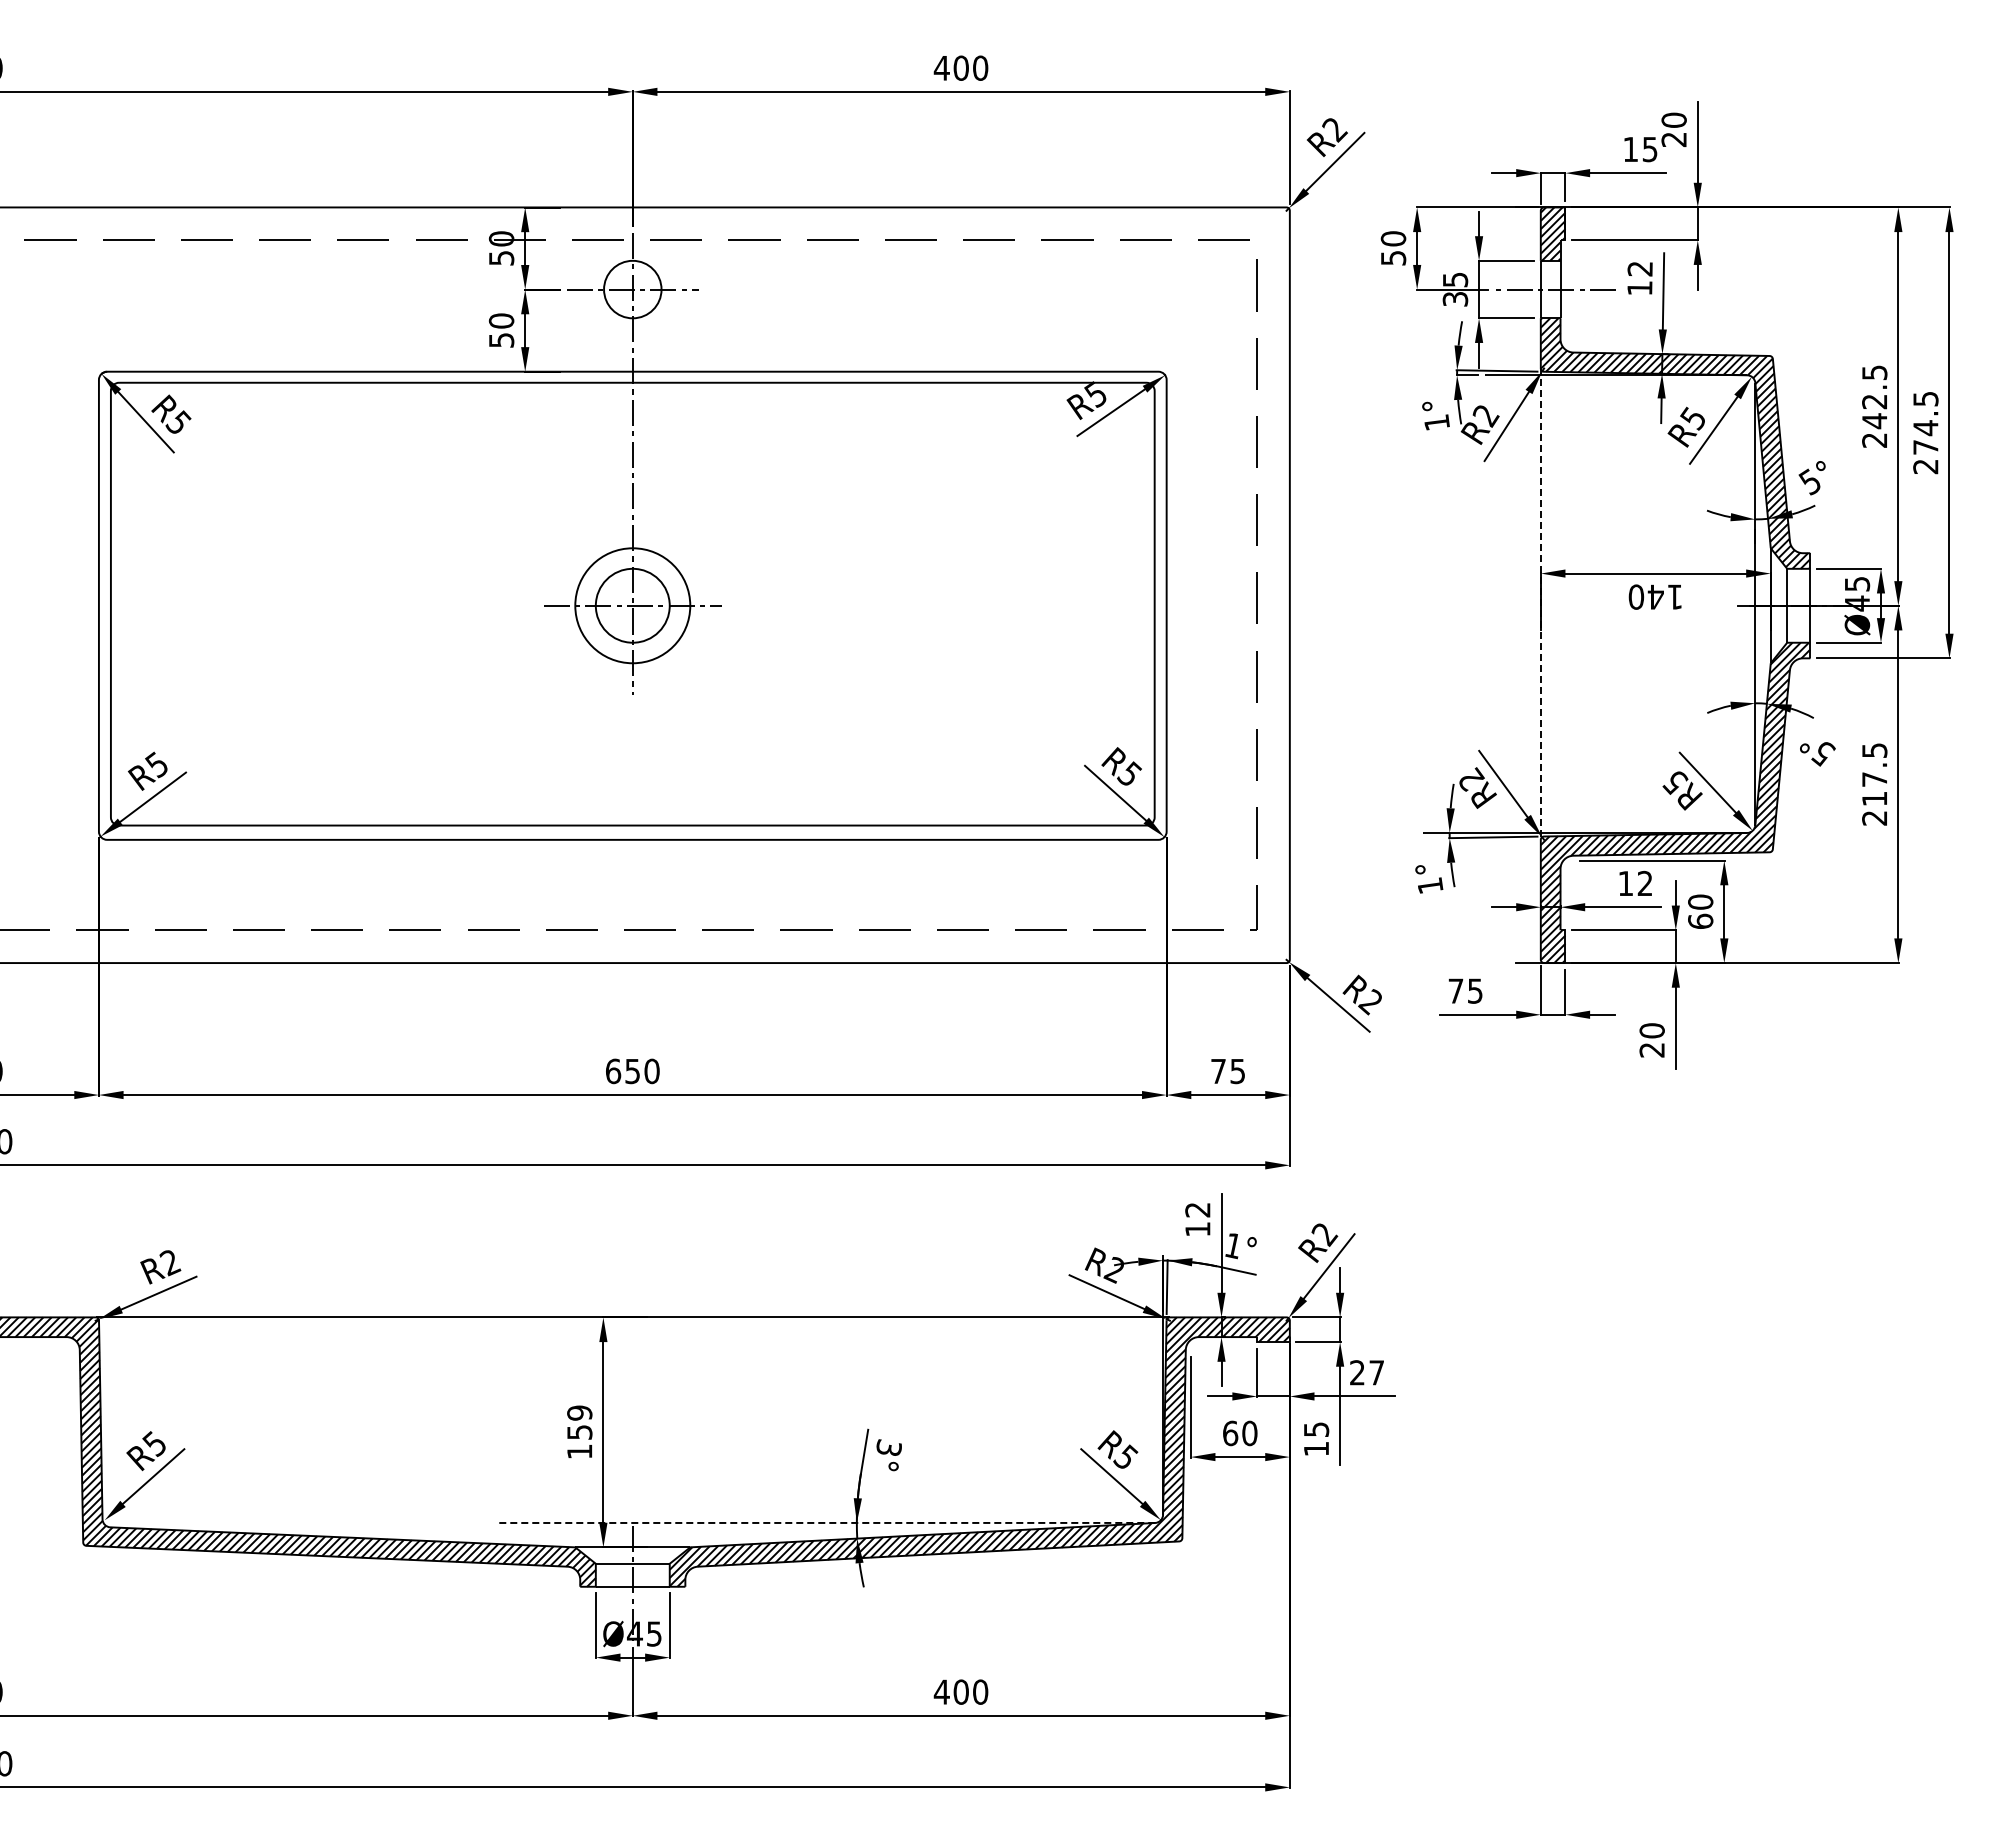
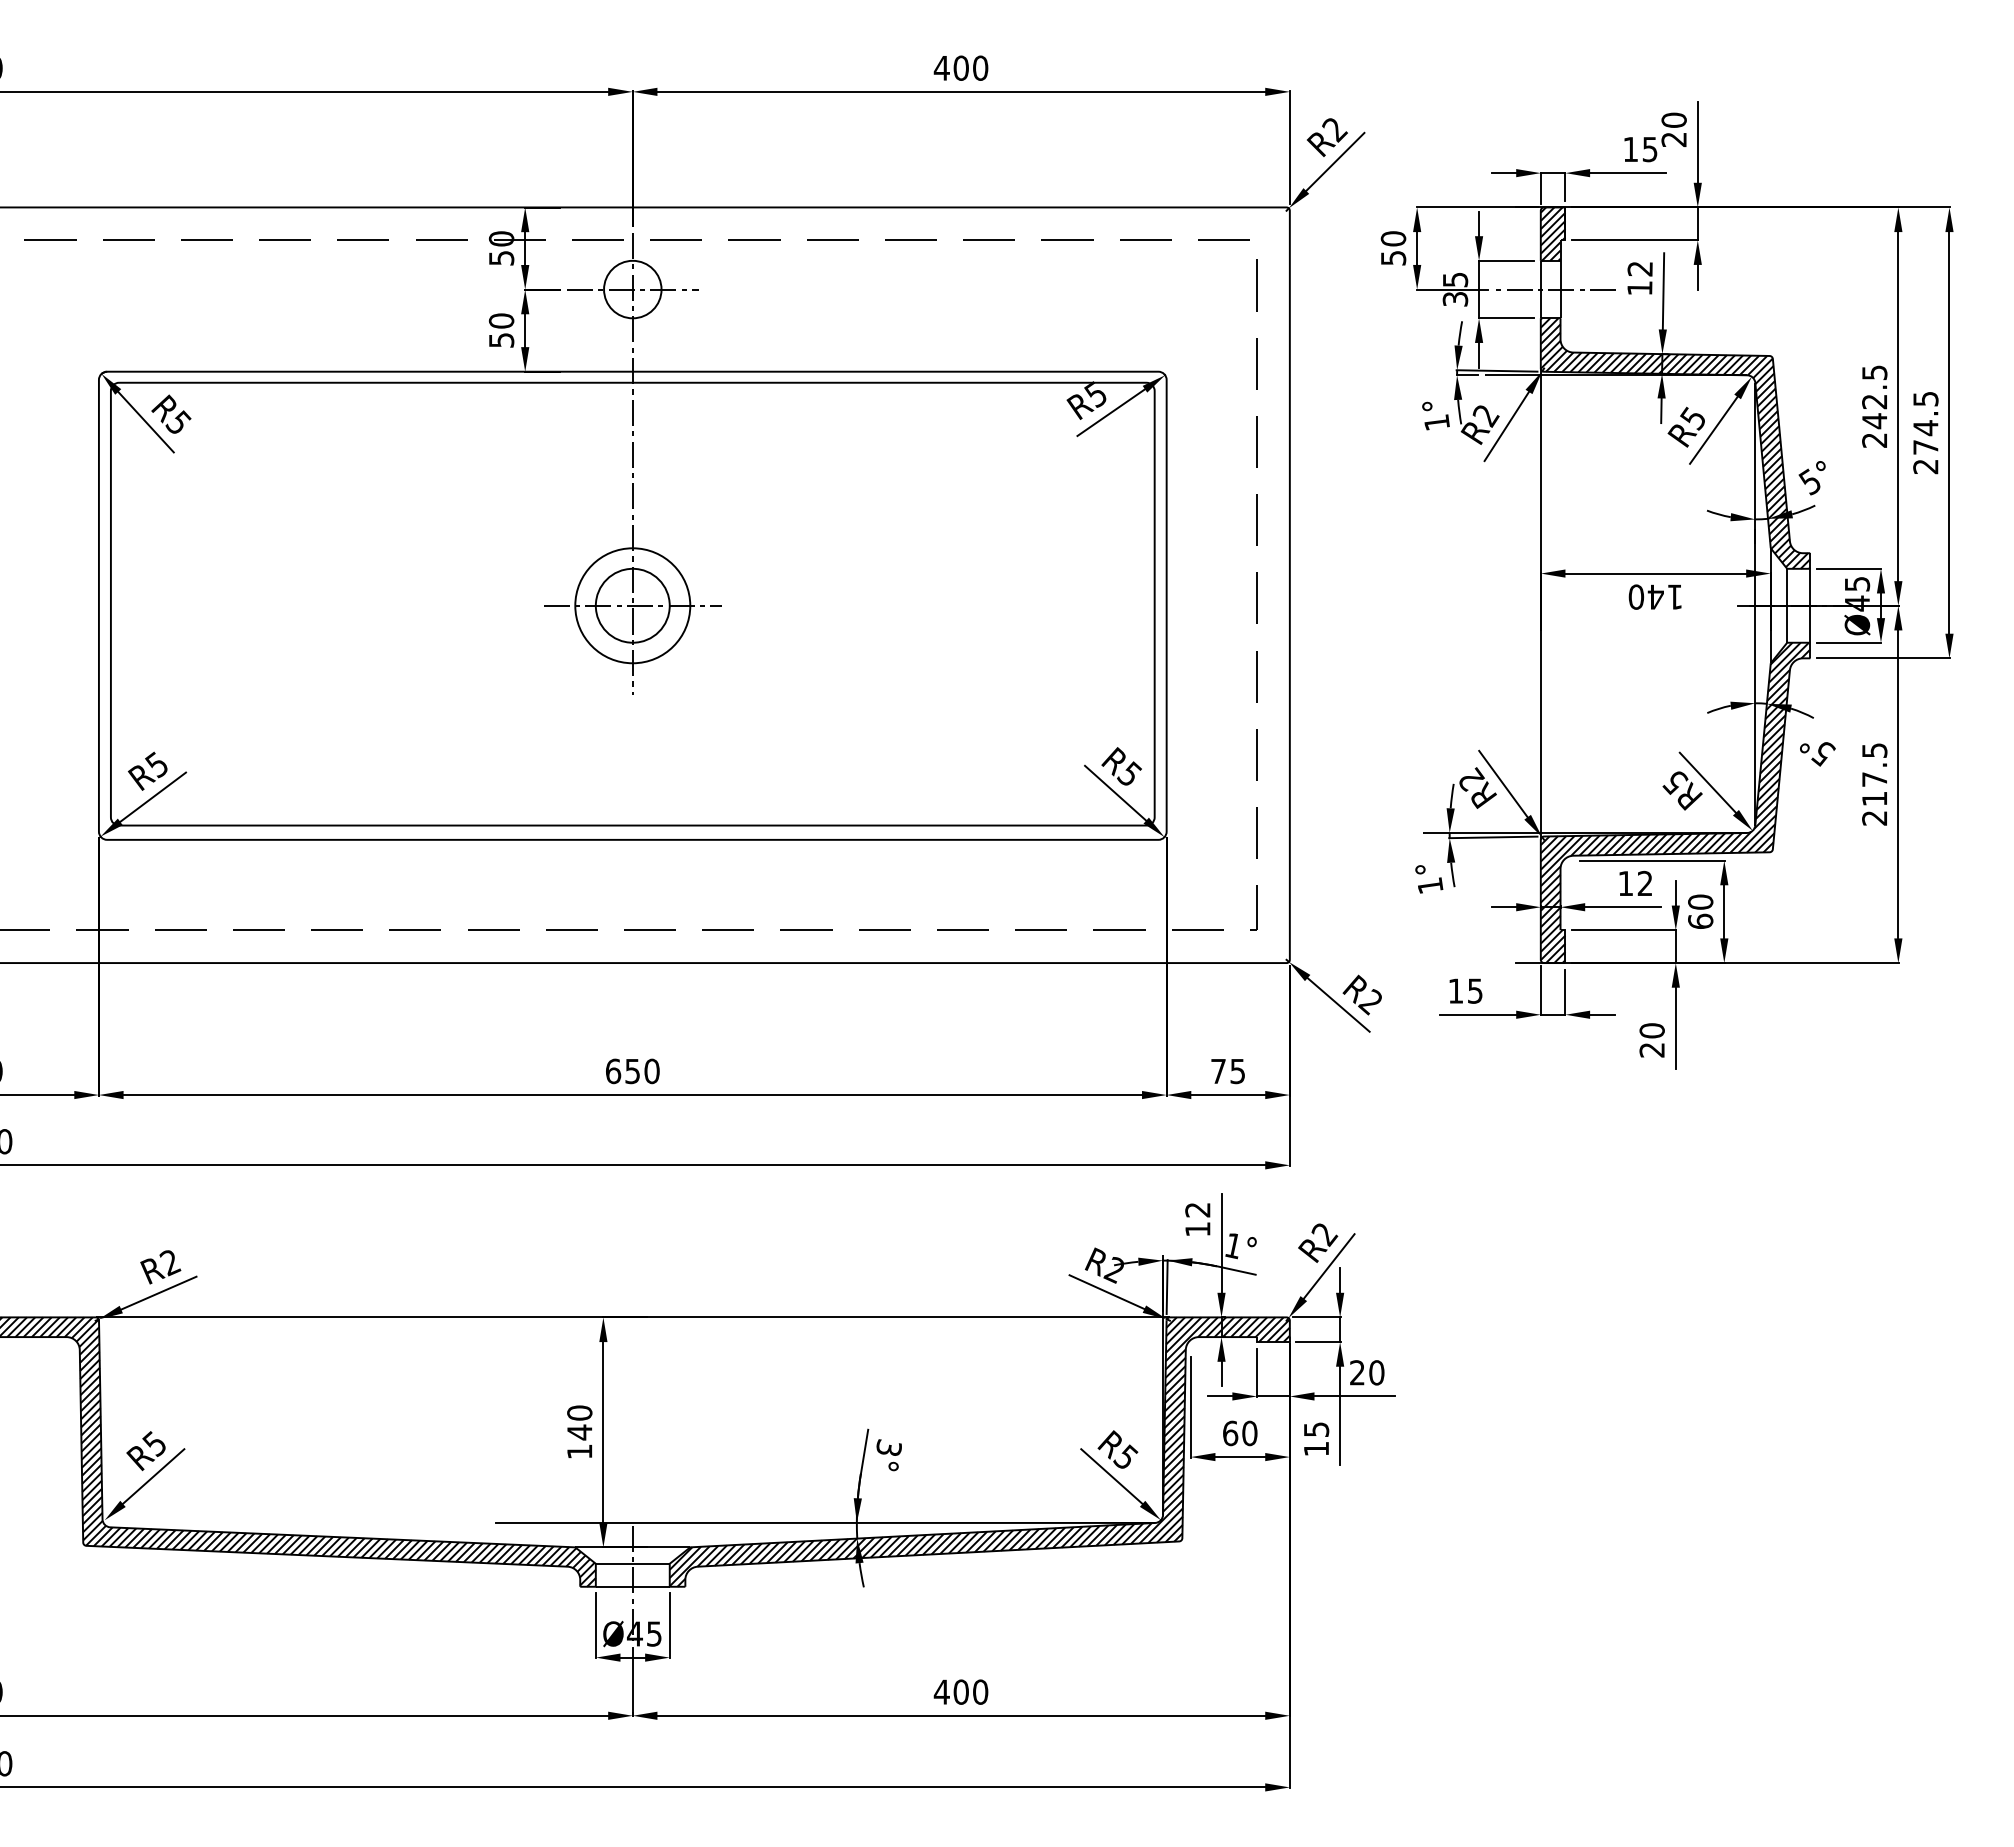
line: dashed -> solid (1540, 604)
text: 75 -> 15 (1455, 990)
text: 27 -> 20 (1376, 1372)
text: 159 -> 140 (579, 1422)
line: dashed -> solid (824, 1522)
